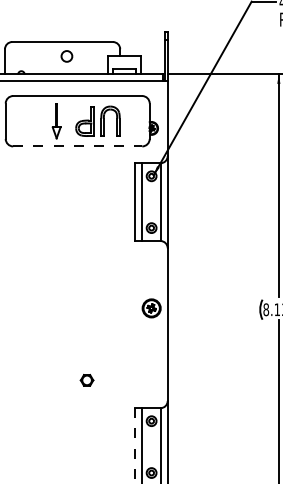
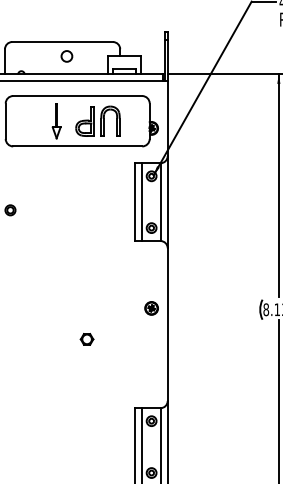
line: dashed -> solid (77, 146)
part: none -> present (10, 210)
part size: 21x21 px -> 15x15 px (151, 308)
part position: (86, 380) -> (86, 339) (86, 339)
line: dashed -> solid (135, 446)
